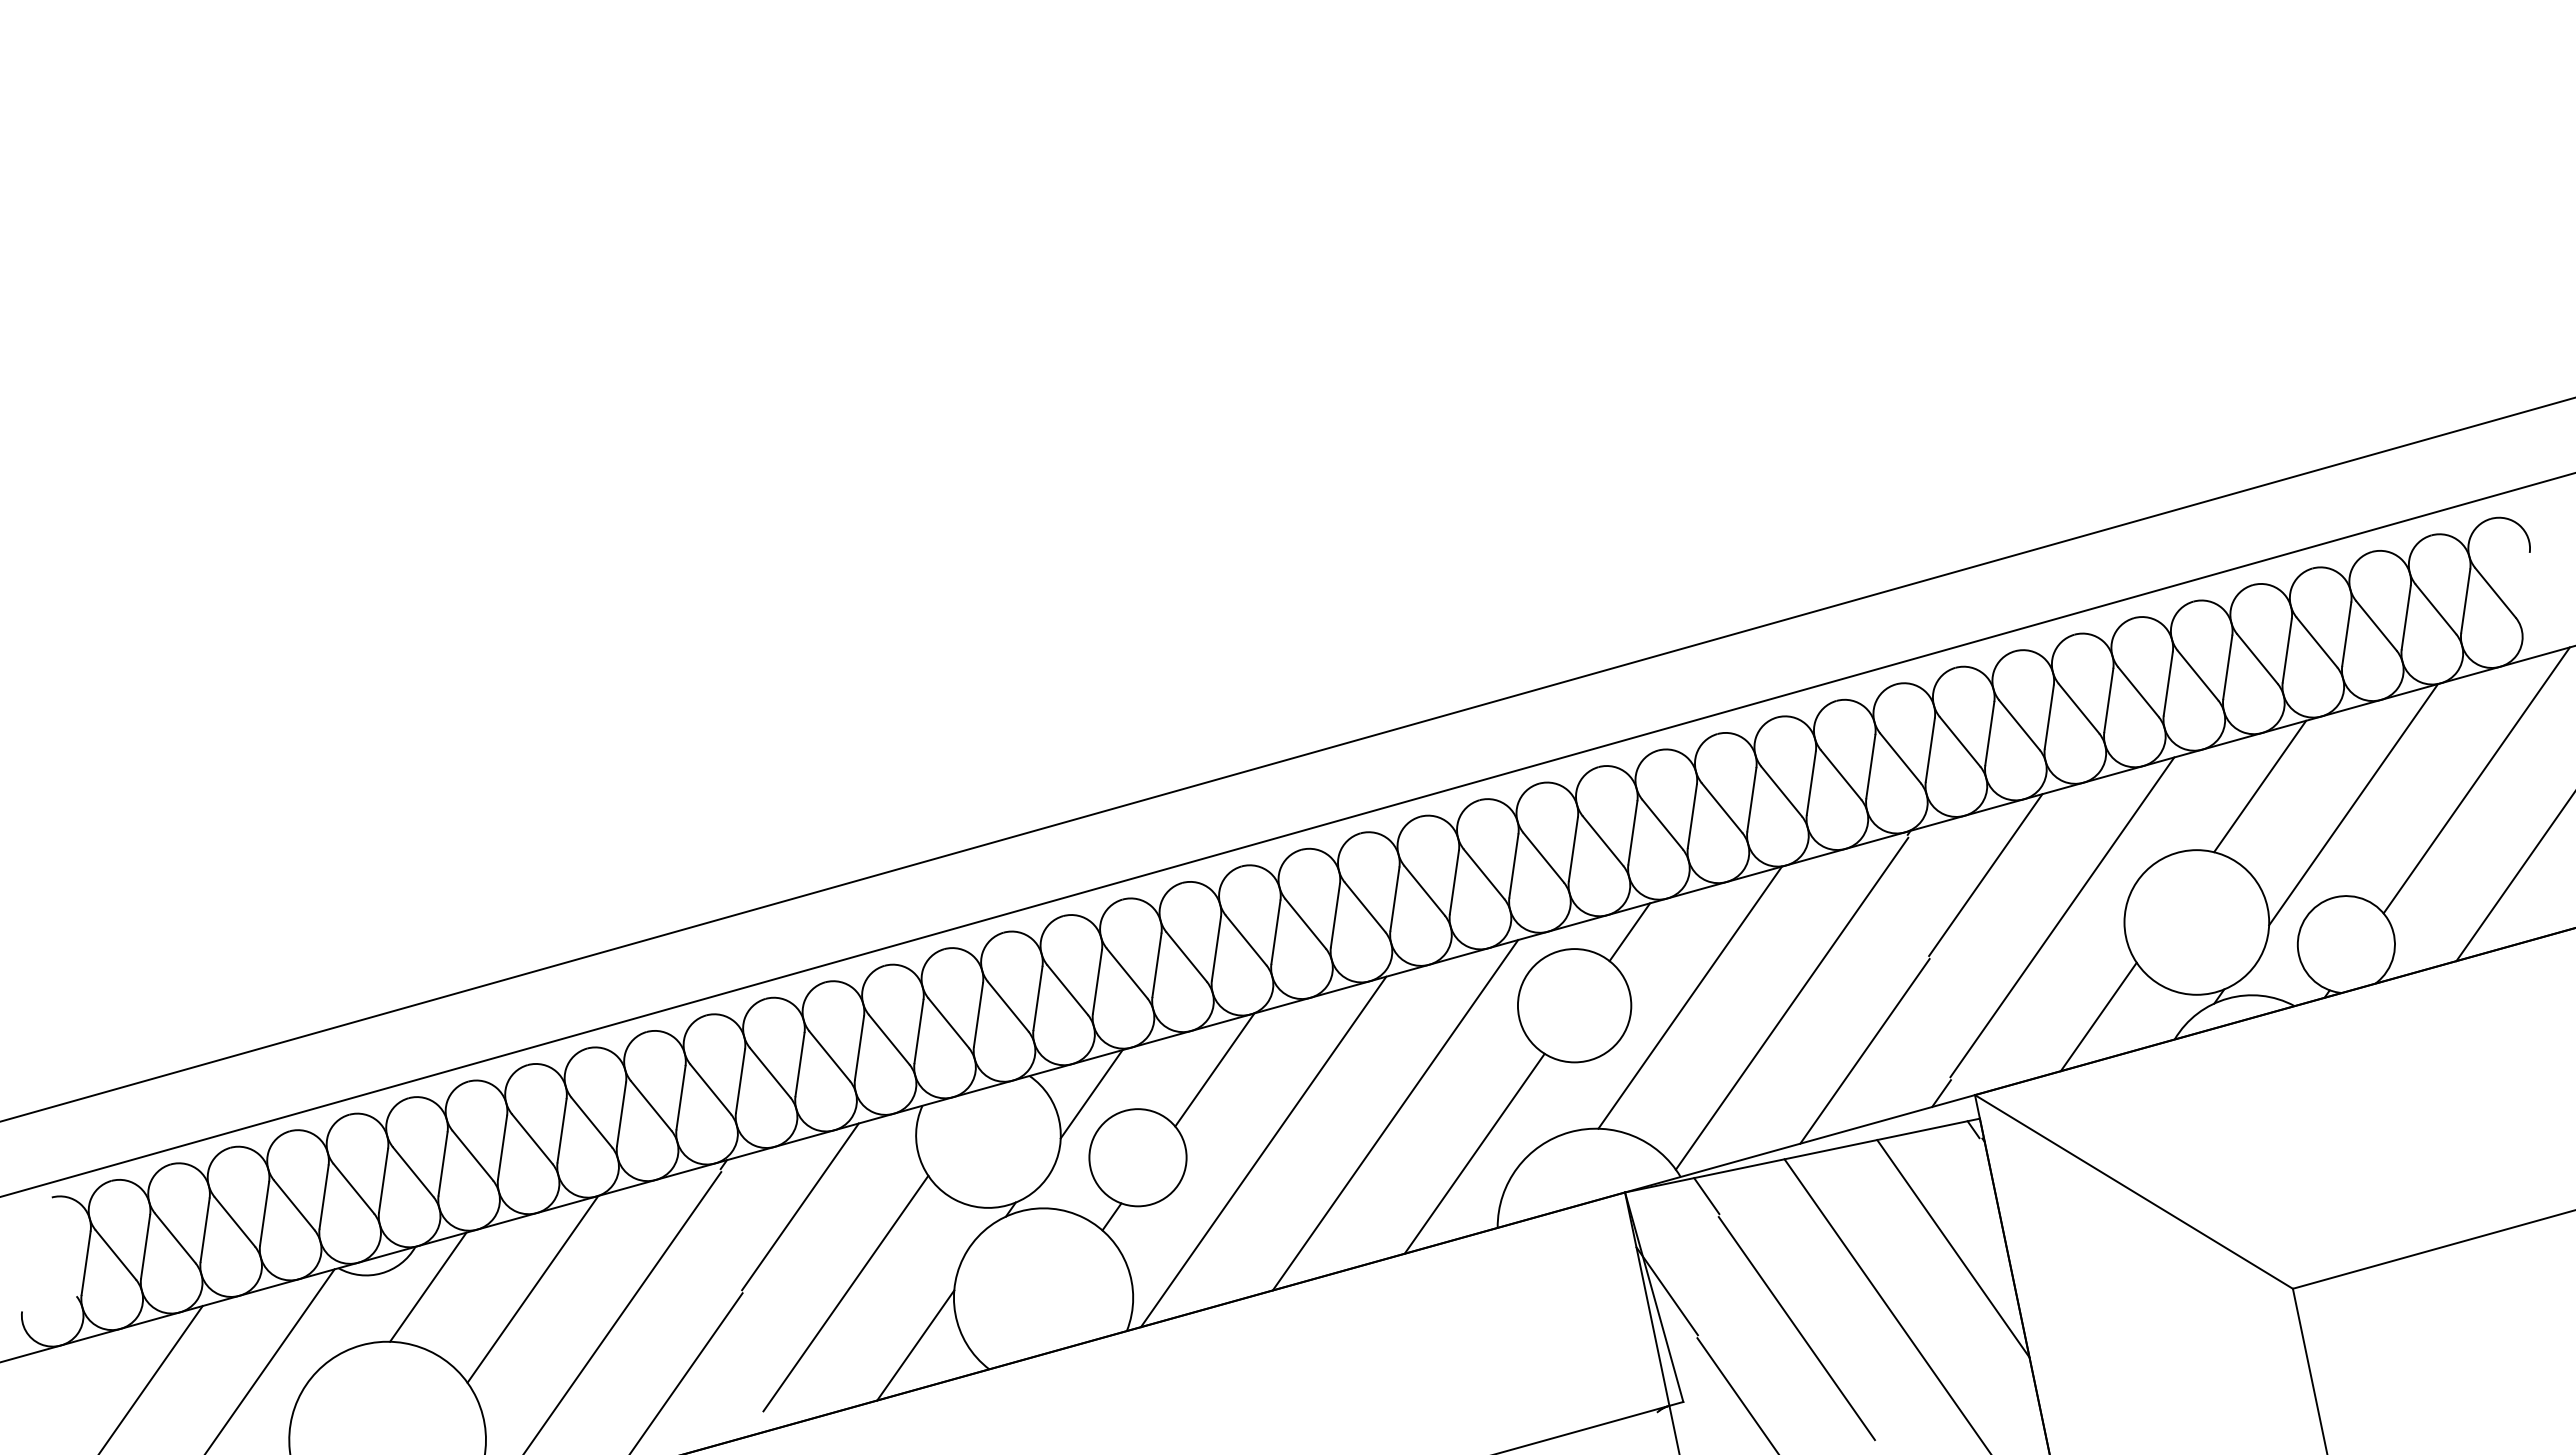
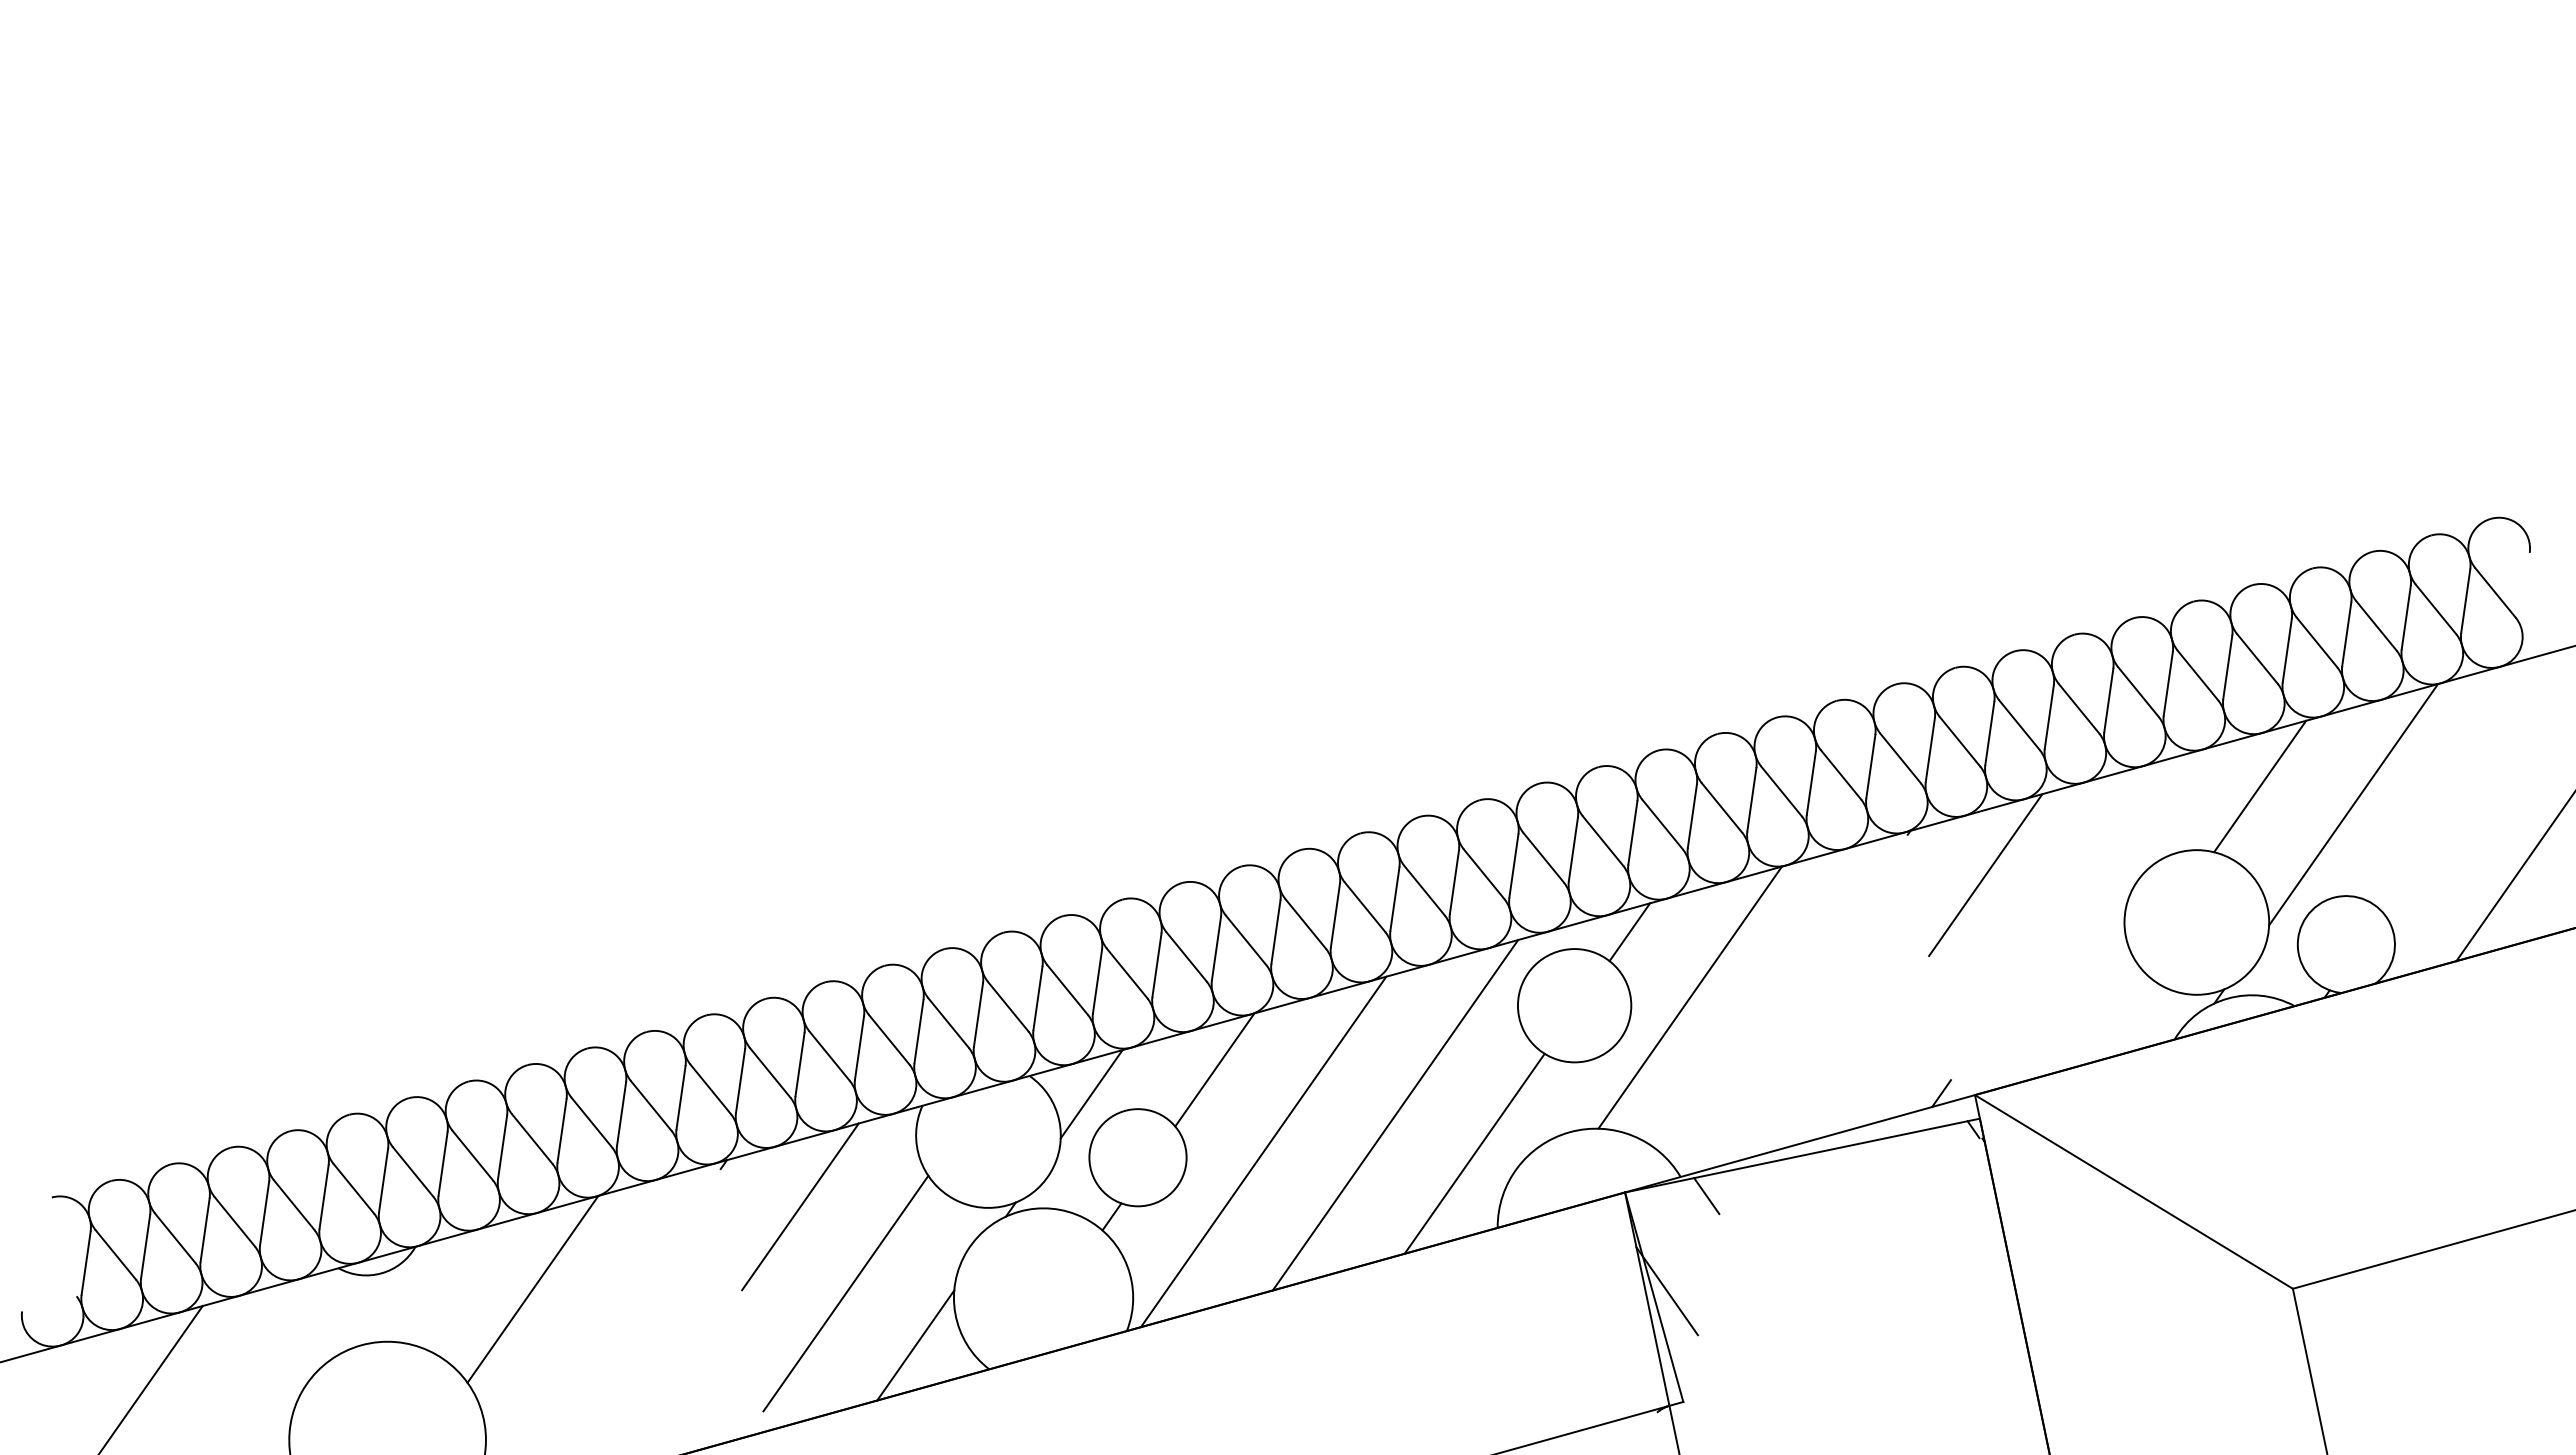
line: present -> none (1287, 759)
line: present -> none (2476, 780)
line: present -> none (1287, 834)
line: present -> none (2062, 917)
line: present -> none (1791, 1003)
line: present -> none (2098, 1016)
line: present -> none (1864, 1051)
line: present -> none (1953, 1248)
line: present -> none (428, 1286)
line: present -> none (1886, 1305)
line: present -> none (623, 1311)
line: present -> none (1796, 1328)
line: present -> none (270, 1360)
line: present -> none (686, 1372)
line: present -> none (1736, 1394)
